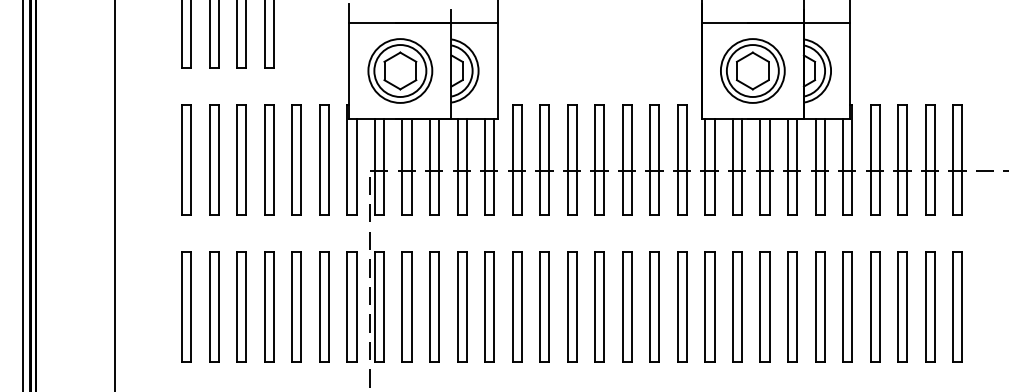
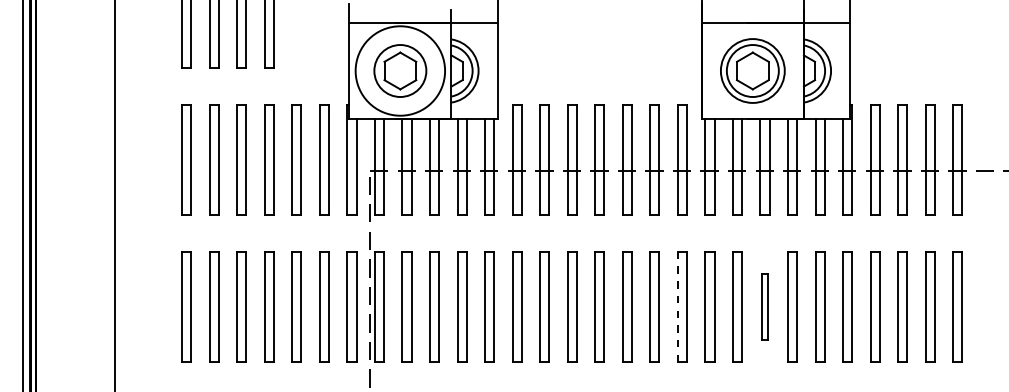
circle diameter: 64 px -> 89 px (400, 70)
part size: 12x112 px -> 8x68 px (764, 306)
line: solid -> dashed (677, 307)
